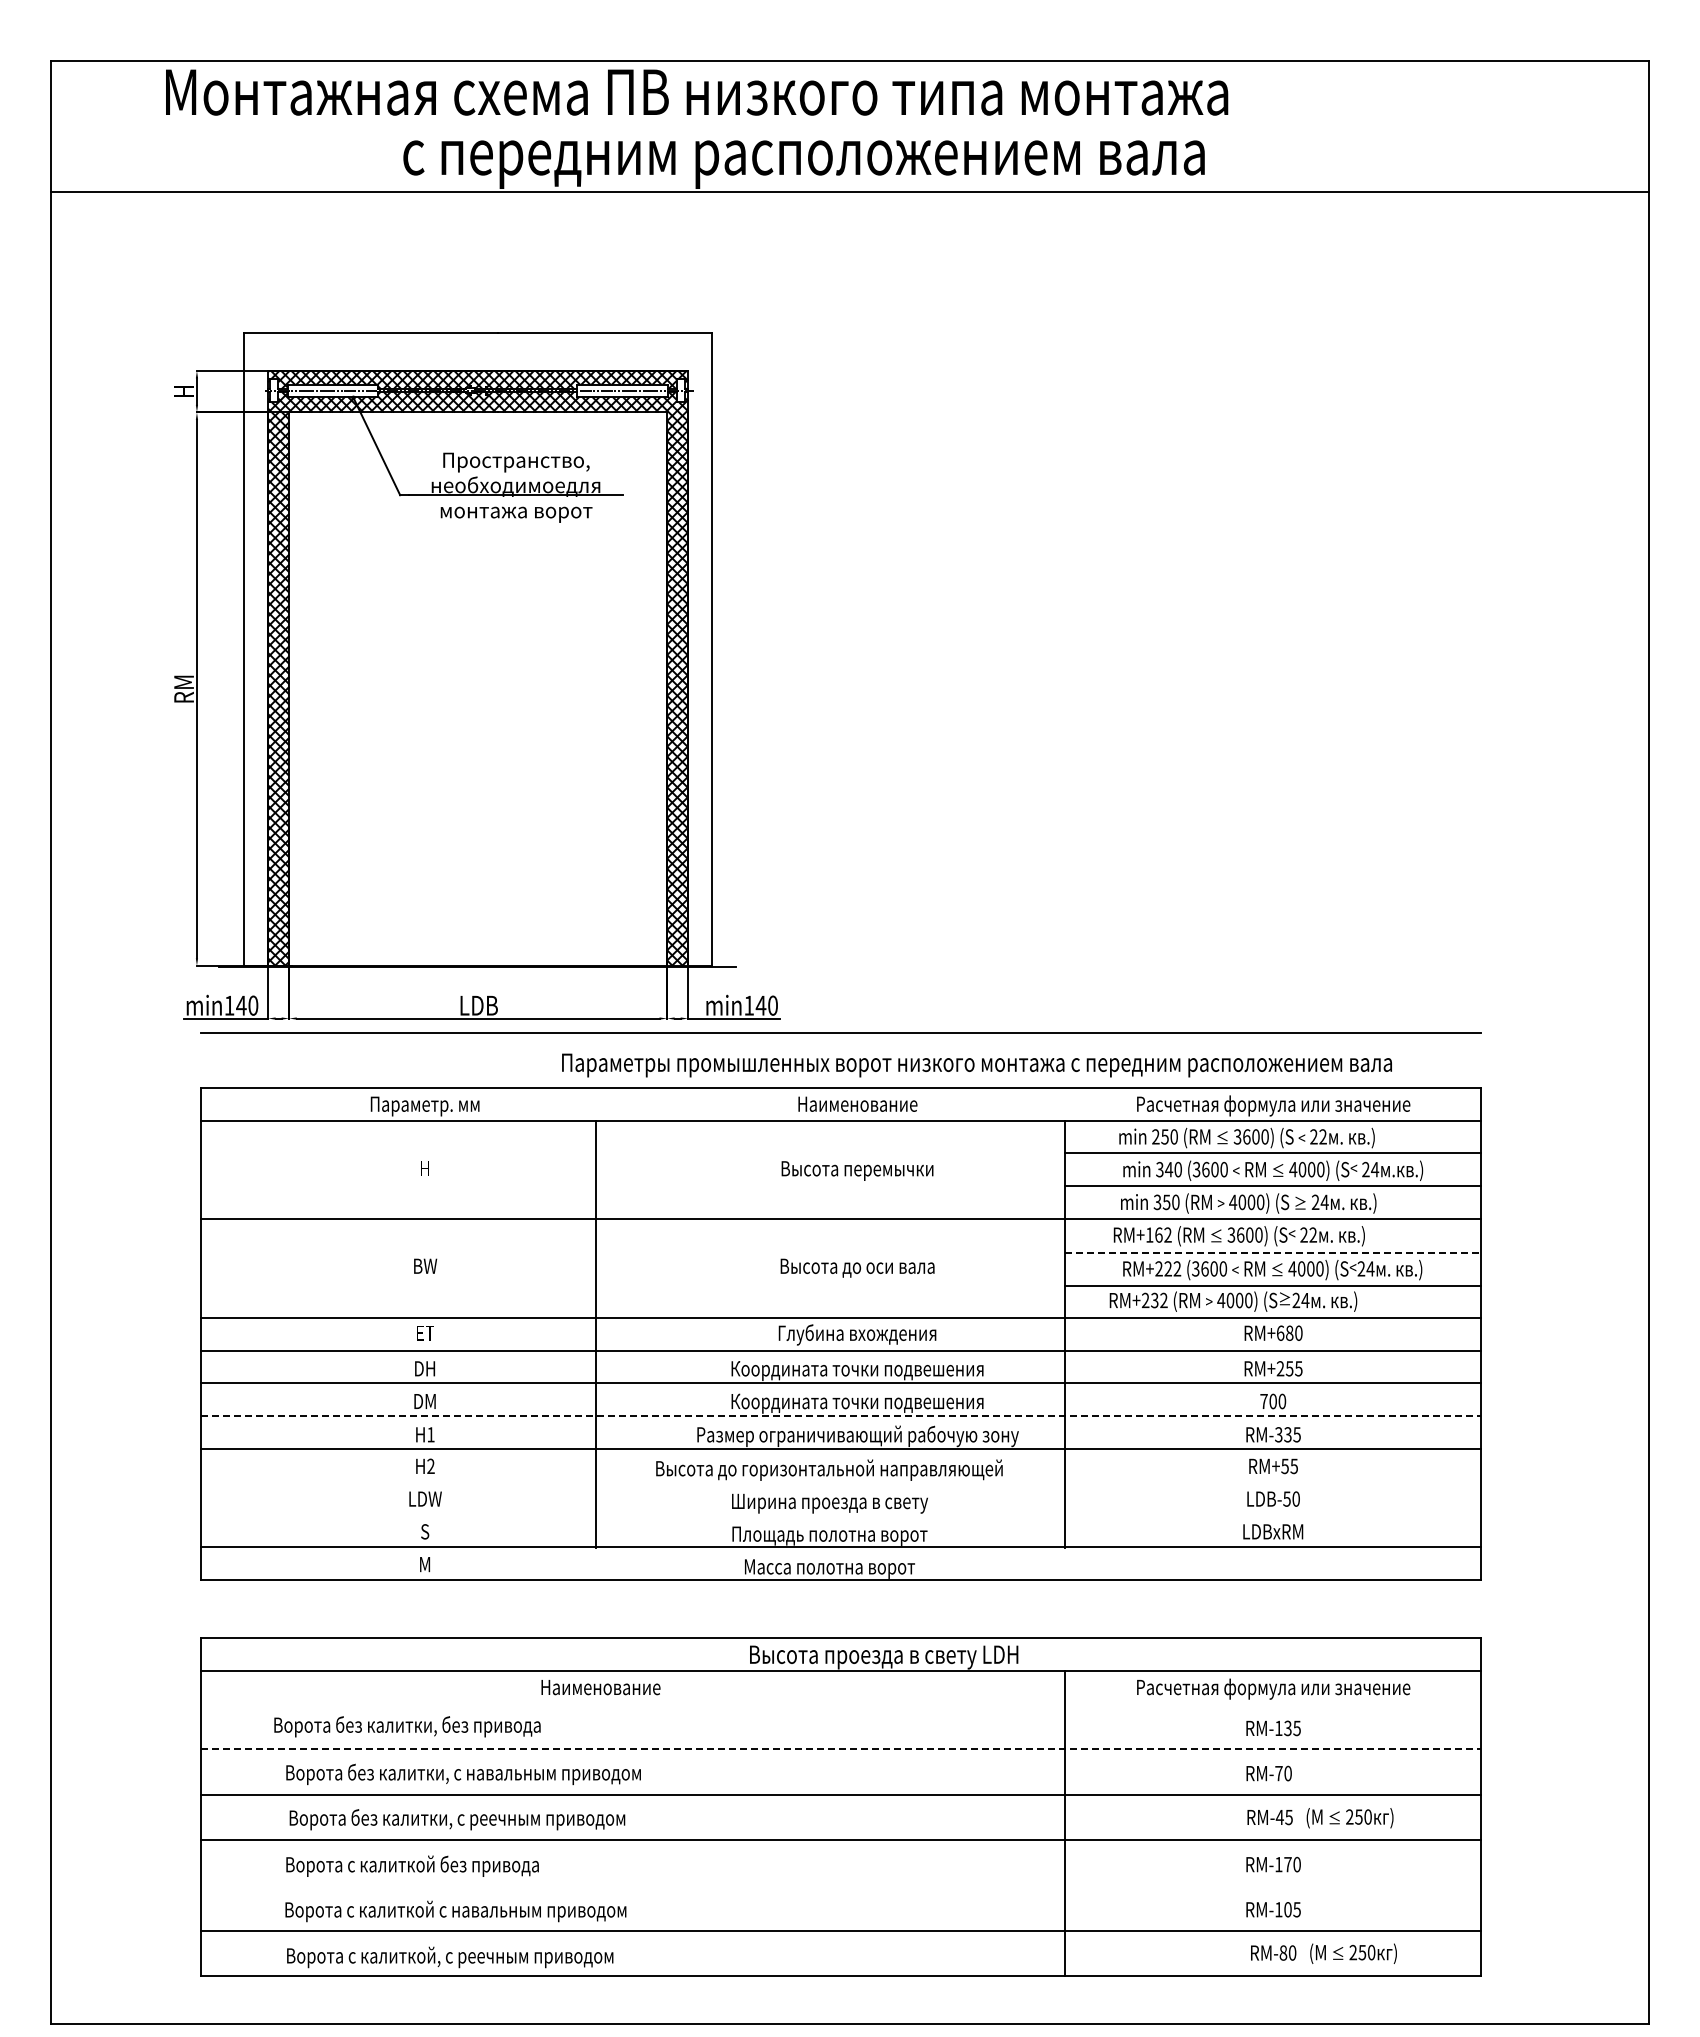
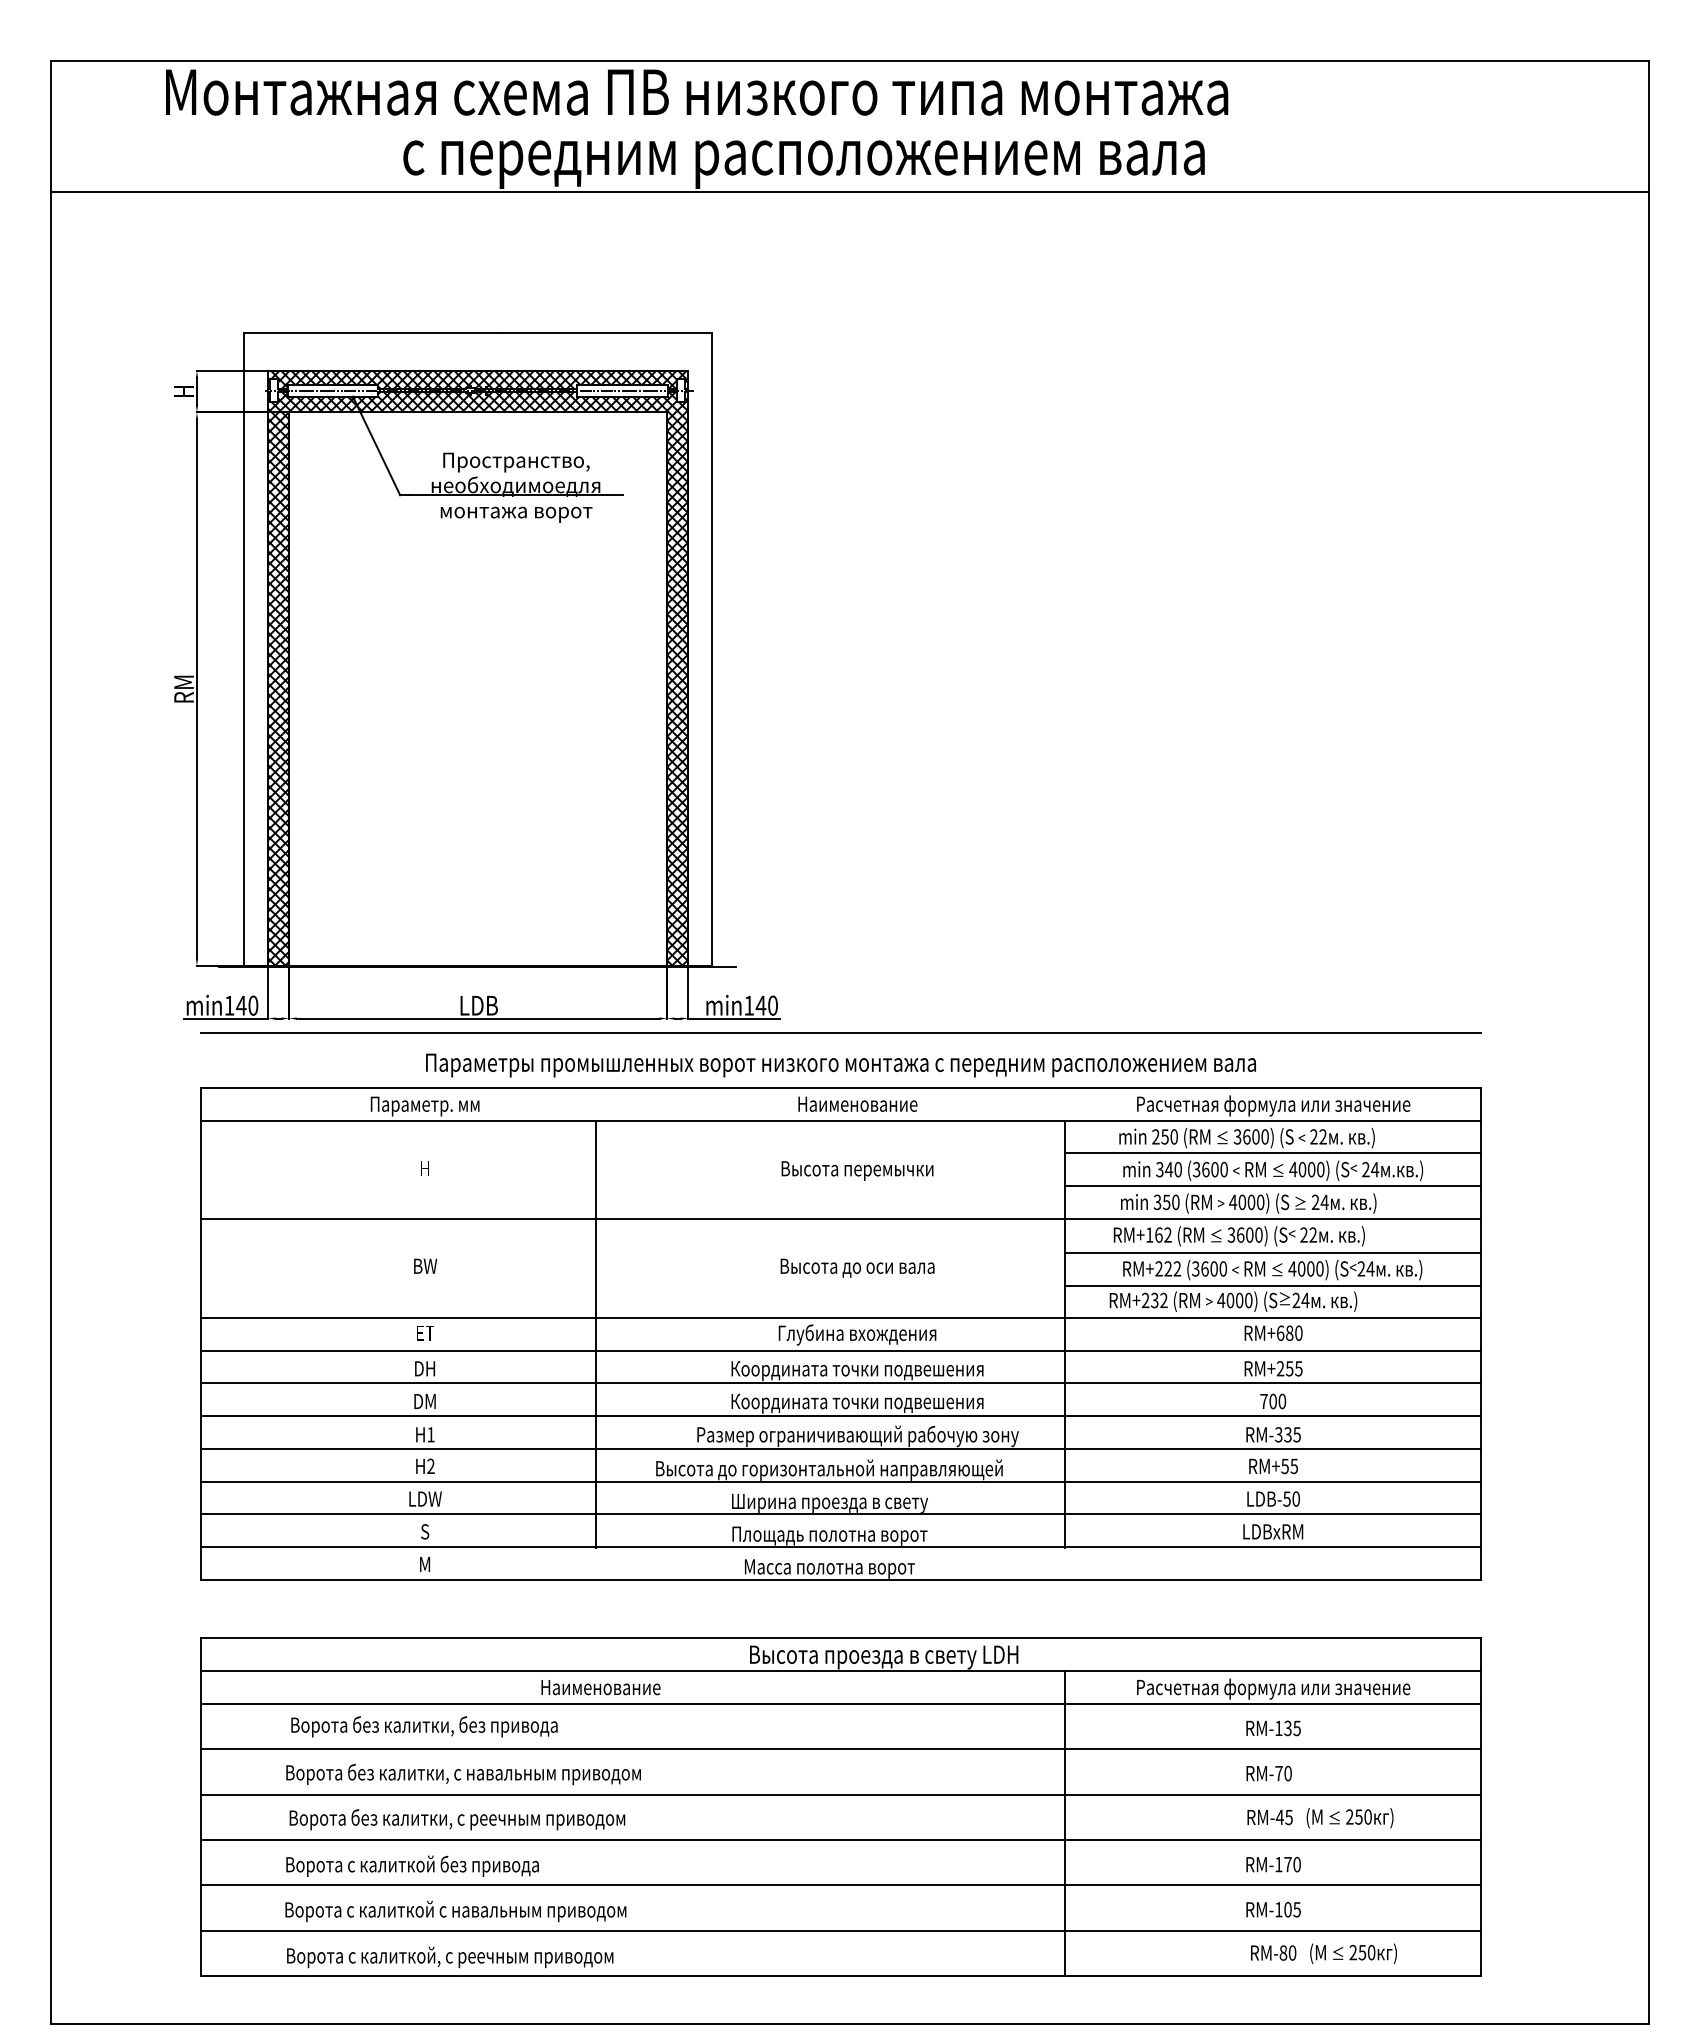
text position: (976, 1065) -> (840, 1065) (840, 1065)
line: dashed -> solid (1273, 1252)
line: dashed -> solid (841, 1416)
line: none -> present (840, 1481)
line: none -> present (840, 1514)
line: none -> present (840, 1703)
text position: (407, 1726) -> (424, 1726) (424, 1726)
line: dashed -> solid (841, 1749)
line: none -> present (840, 1885)
